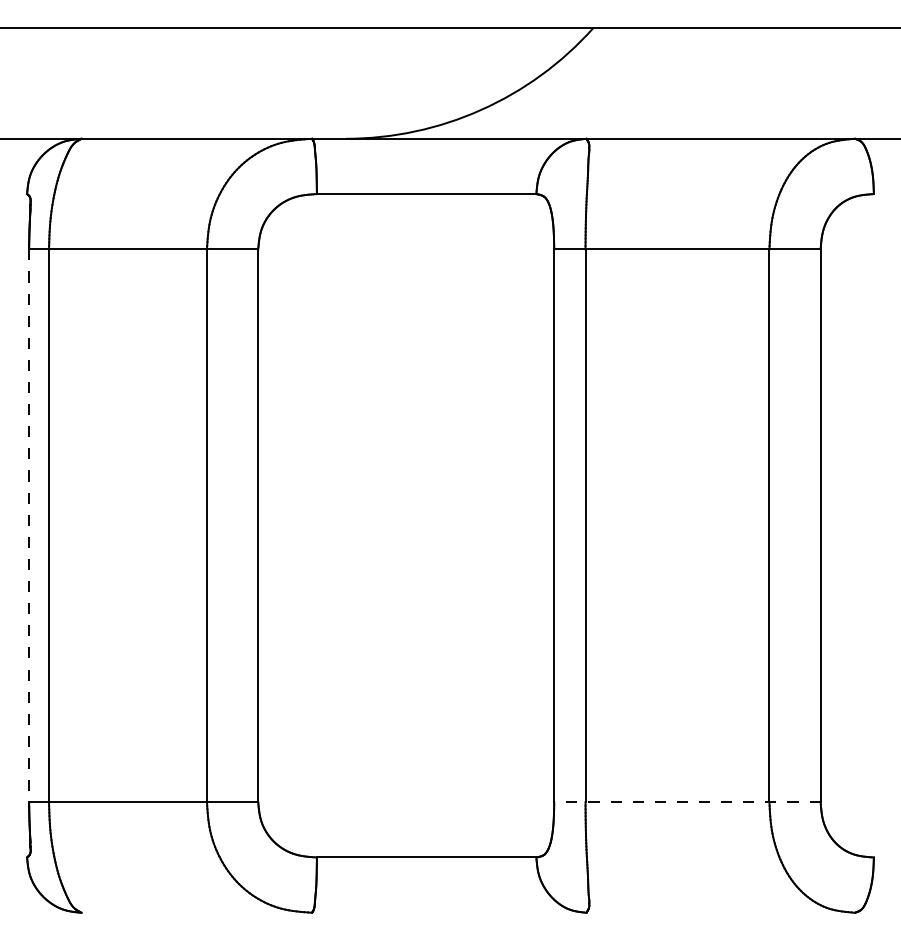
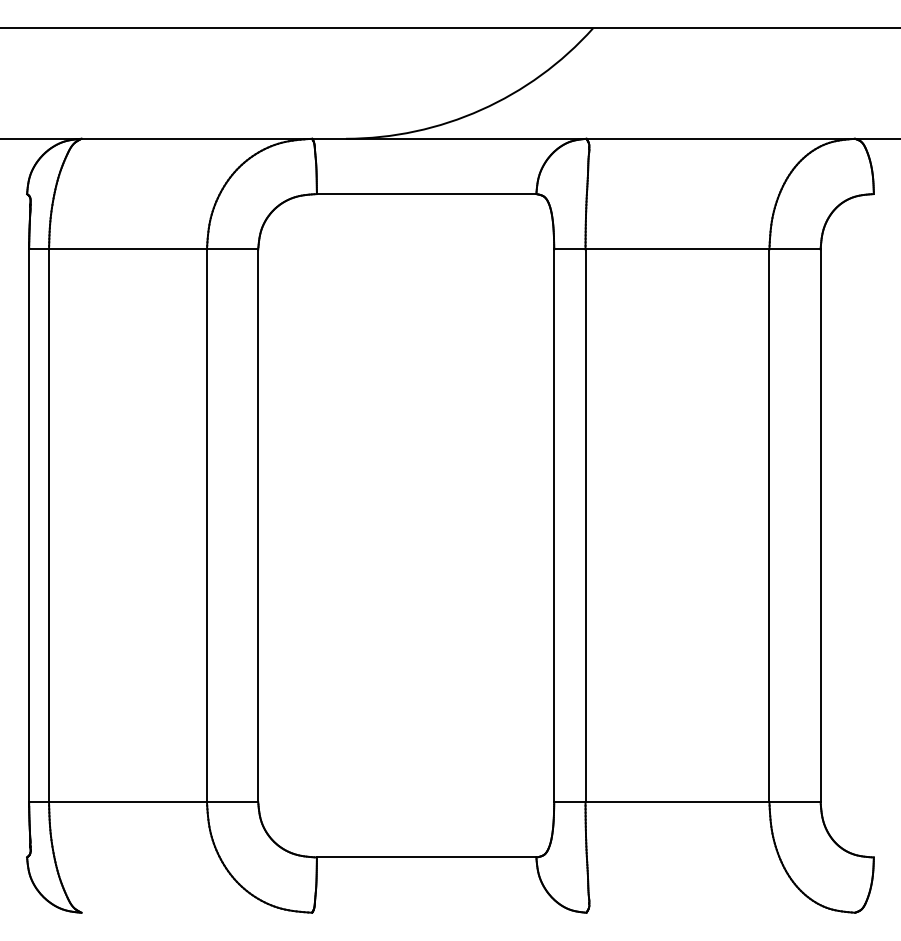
line: dashed -> solid (29, 526)
line: dashed -> solid (686, 802)
